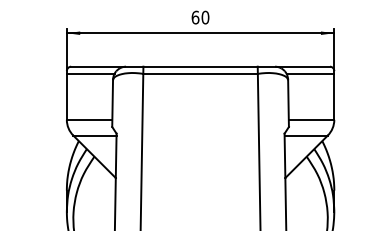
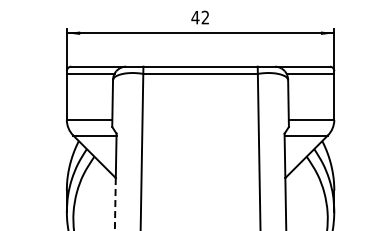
text: 60 -> 42 (200, 17)
line: solid -> dashed (115, 204)
